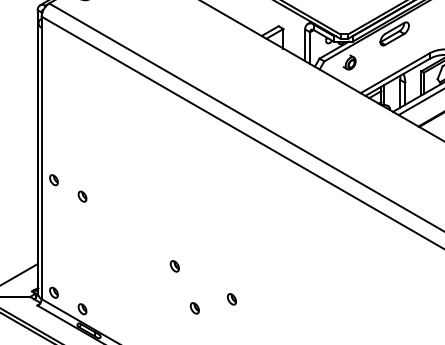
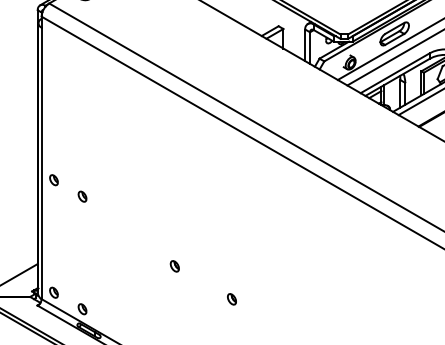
line: none -> present (389, 49)
line: none -> present (394, 57)
part: present -> none (194, 308)
